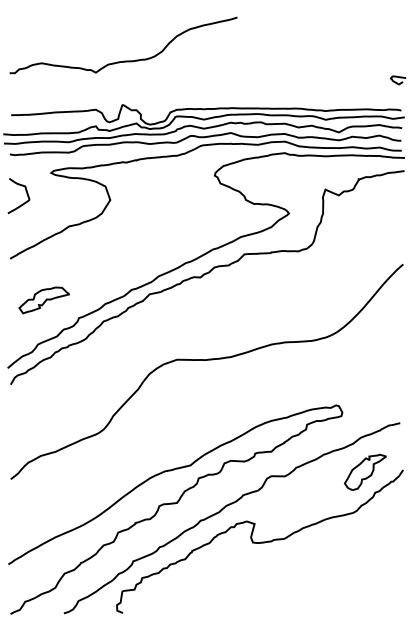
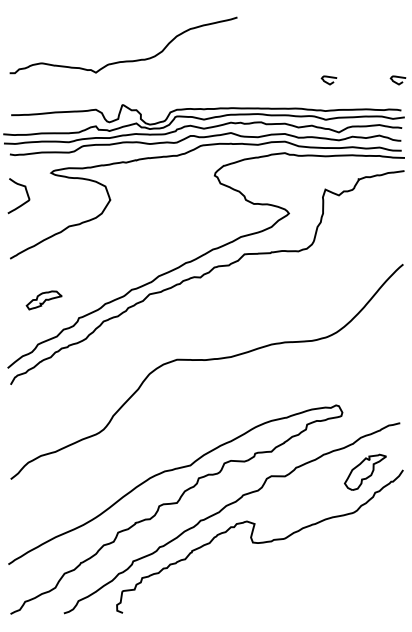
curve: none -> present (328, 82)
part size: 52x29 px -> 38x21 px (43, 300)
